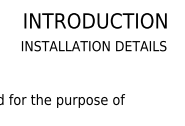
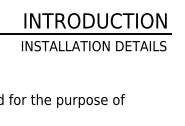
line: none -> present (86, 34)
